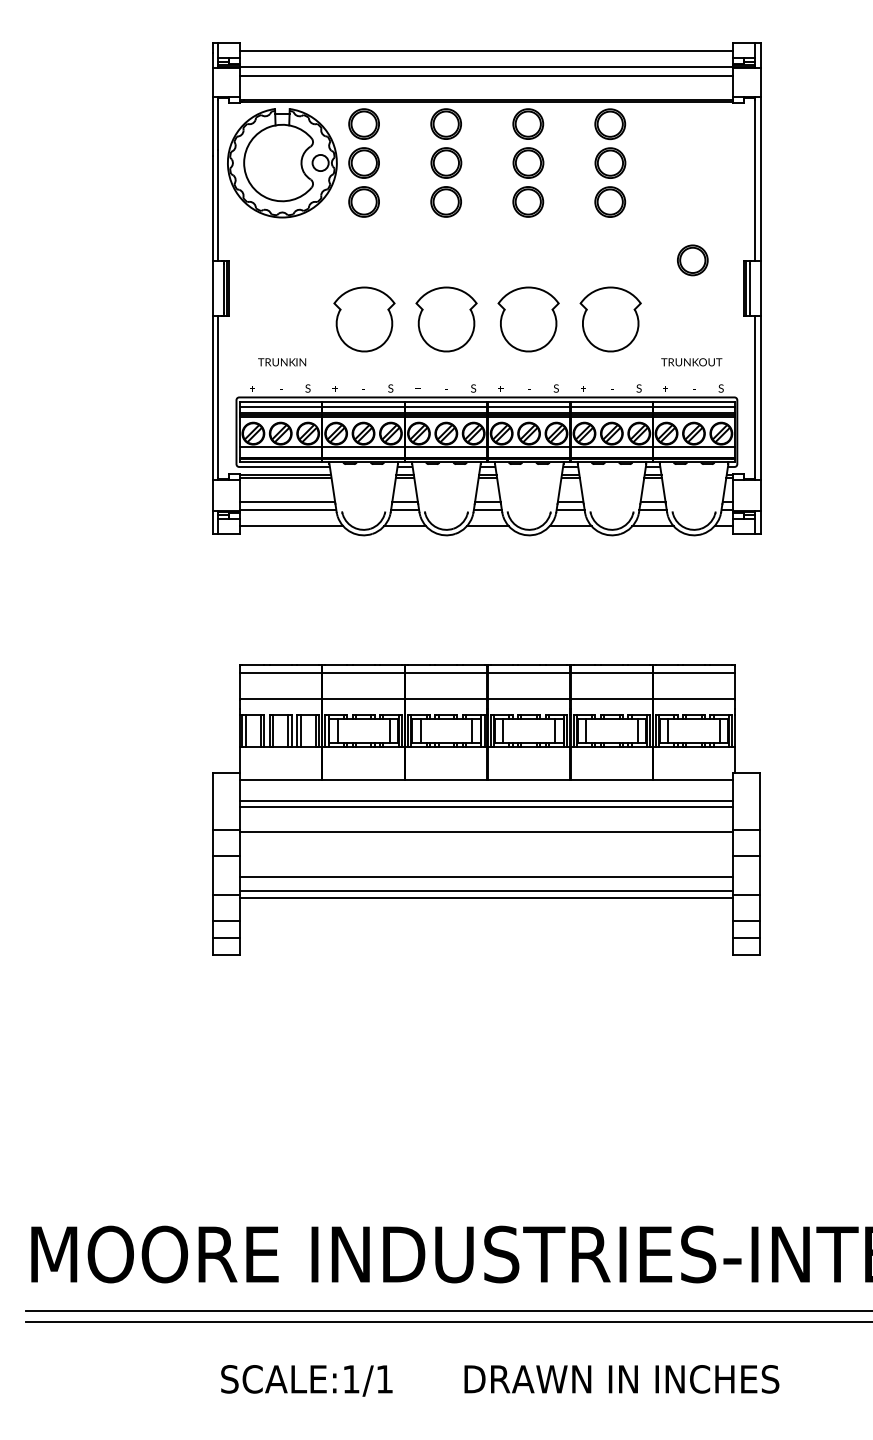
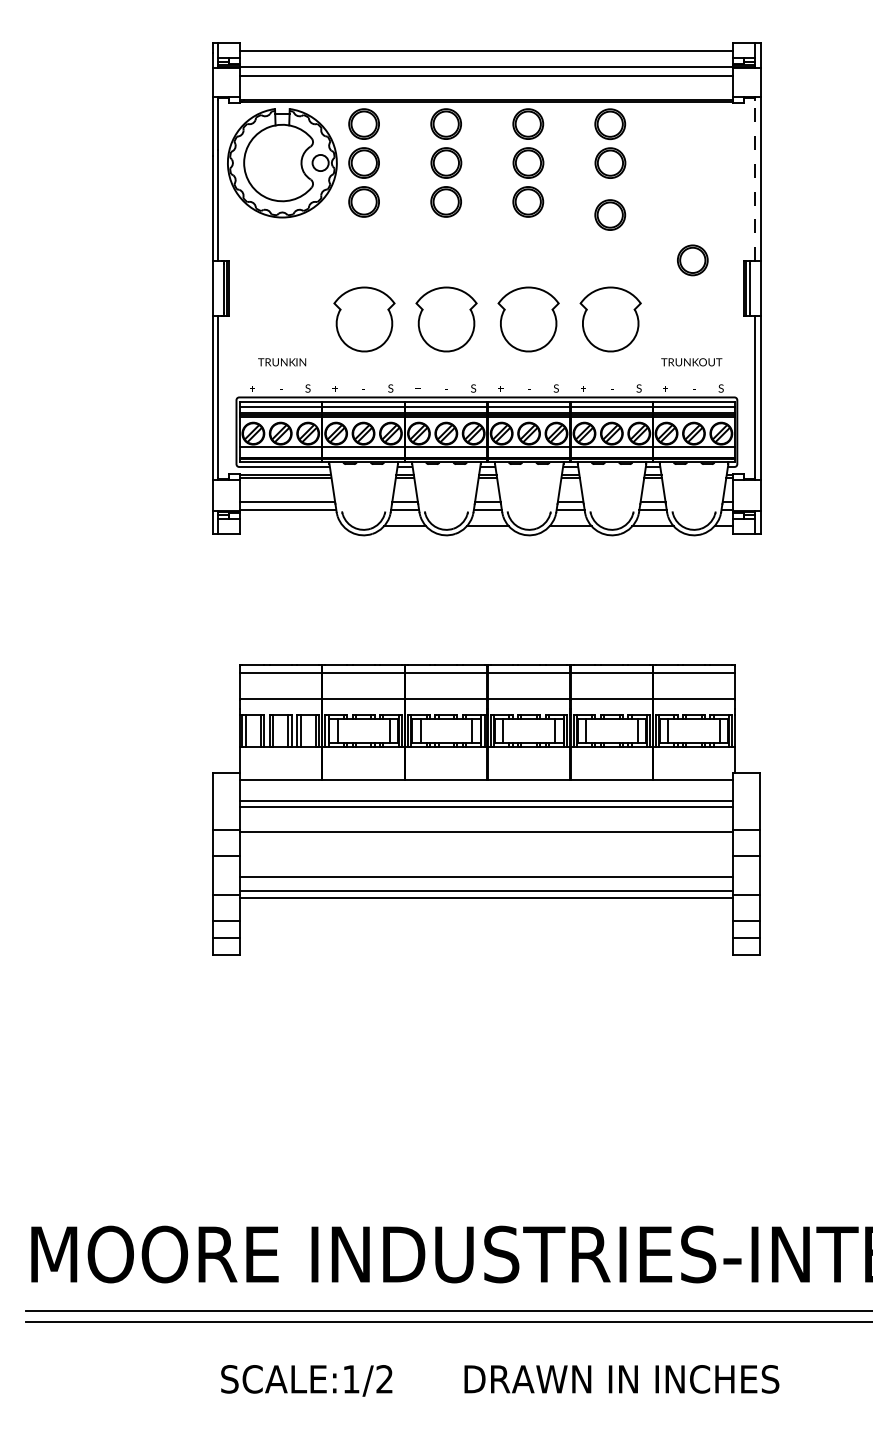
line: solid -> dashed (755, 180)
part position: (610, 201) -> (610, 214) (610, 214)
line: present -> none (291, 526)
text: SCALE:1/1 -> SCALE:1/2 (384, 1379)
